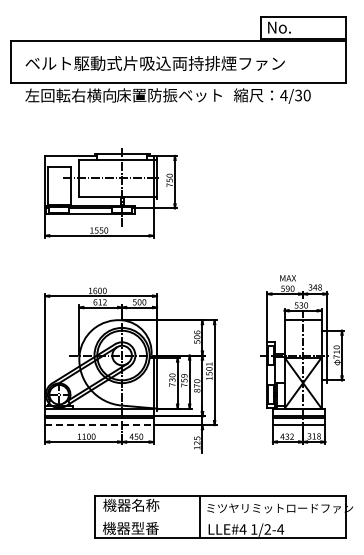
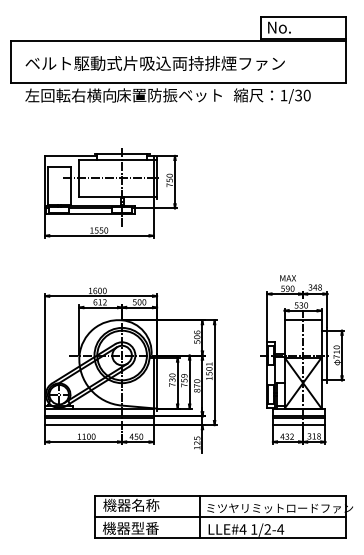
text: 4/30 -> 1/30 (283, 95)
line: dashed -> solid (99, 425)
line: none -> present (220, 517)
